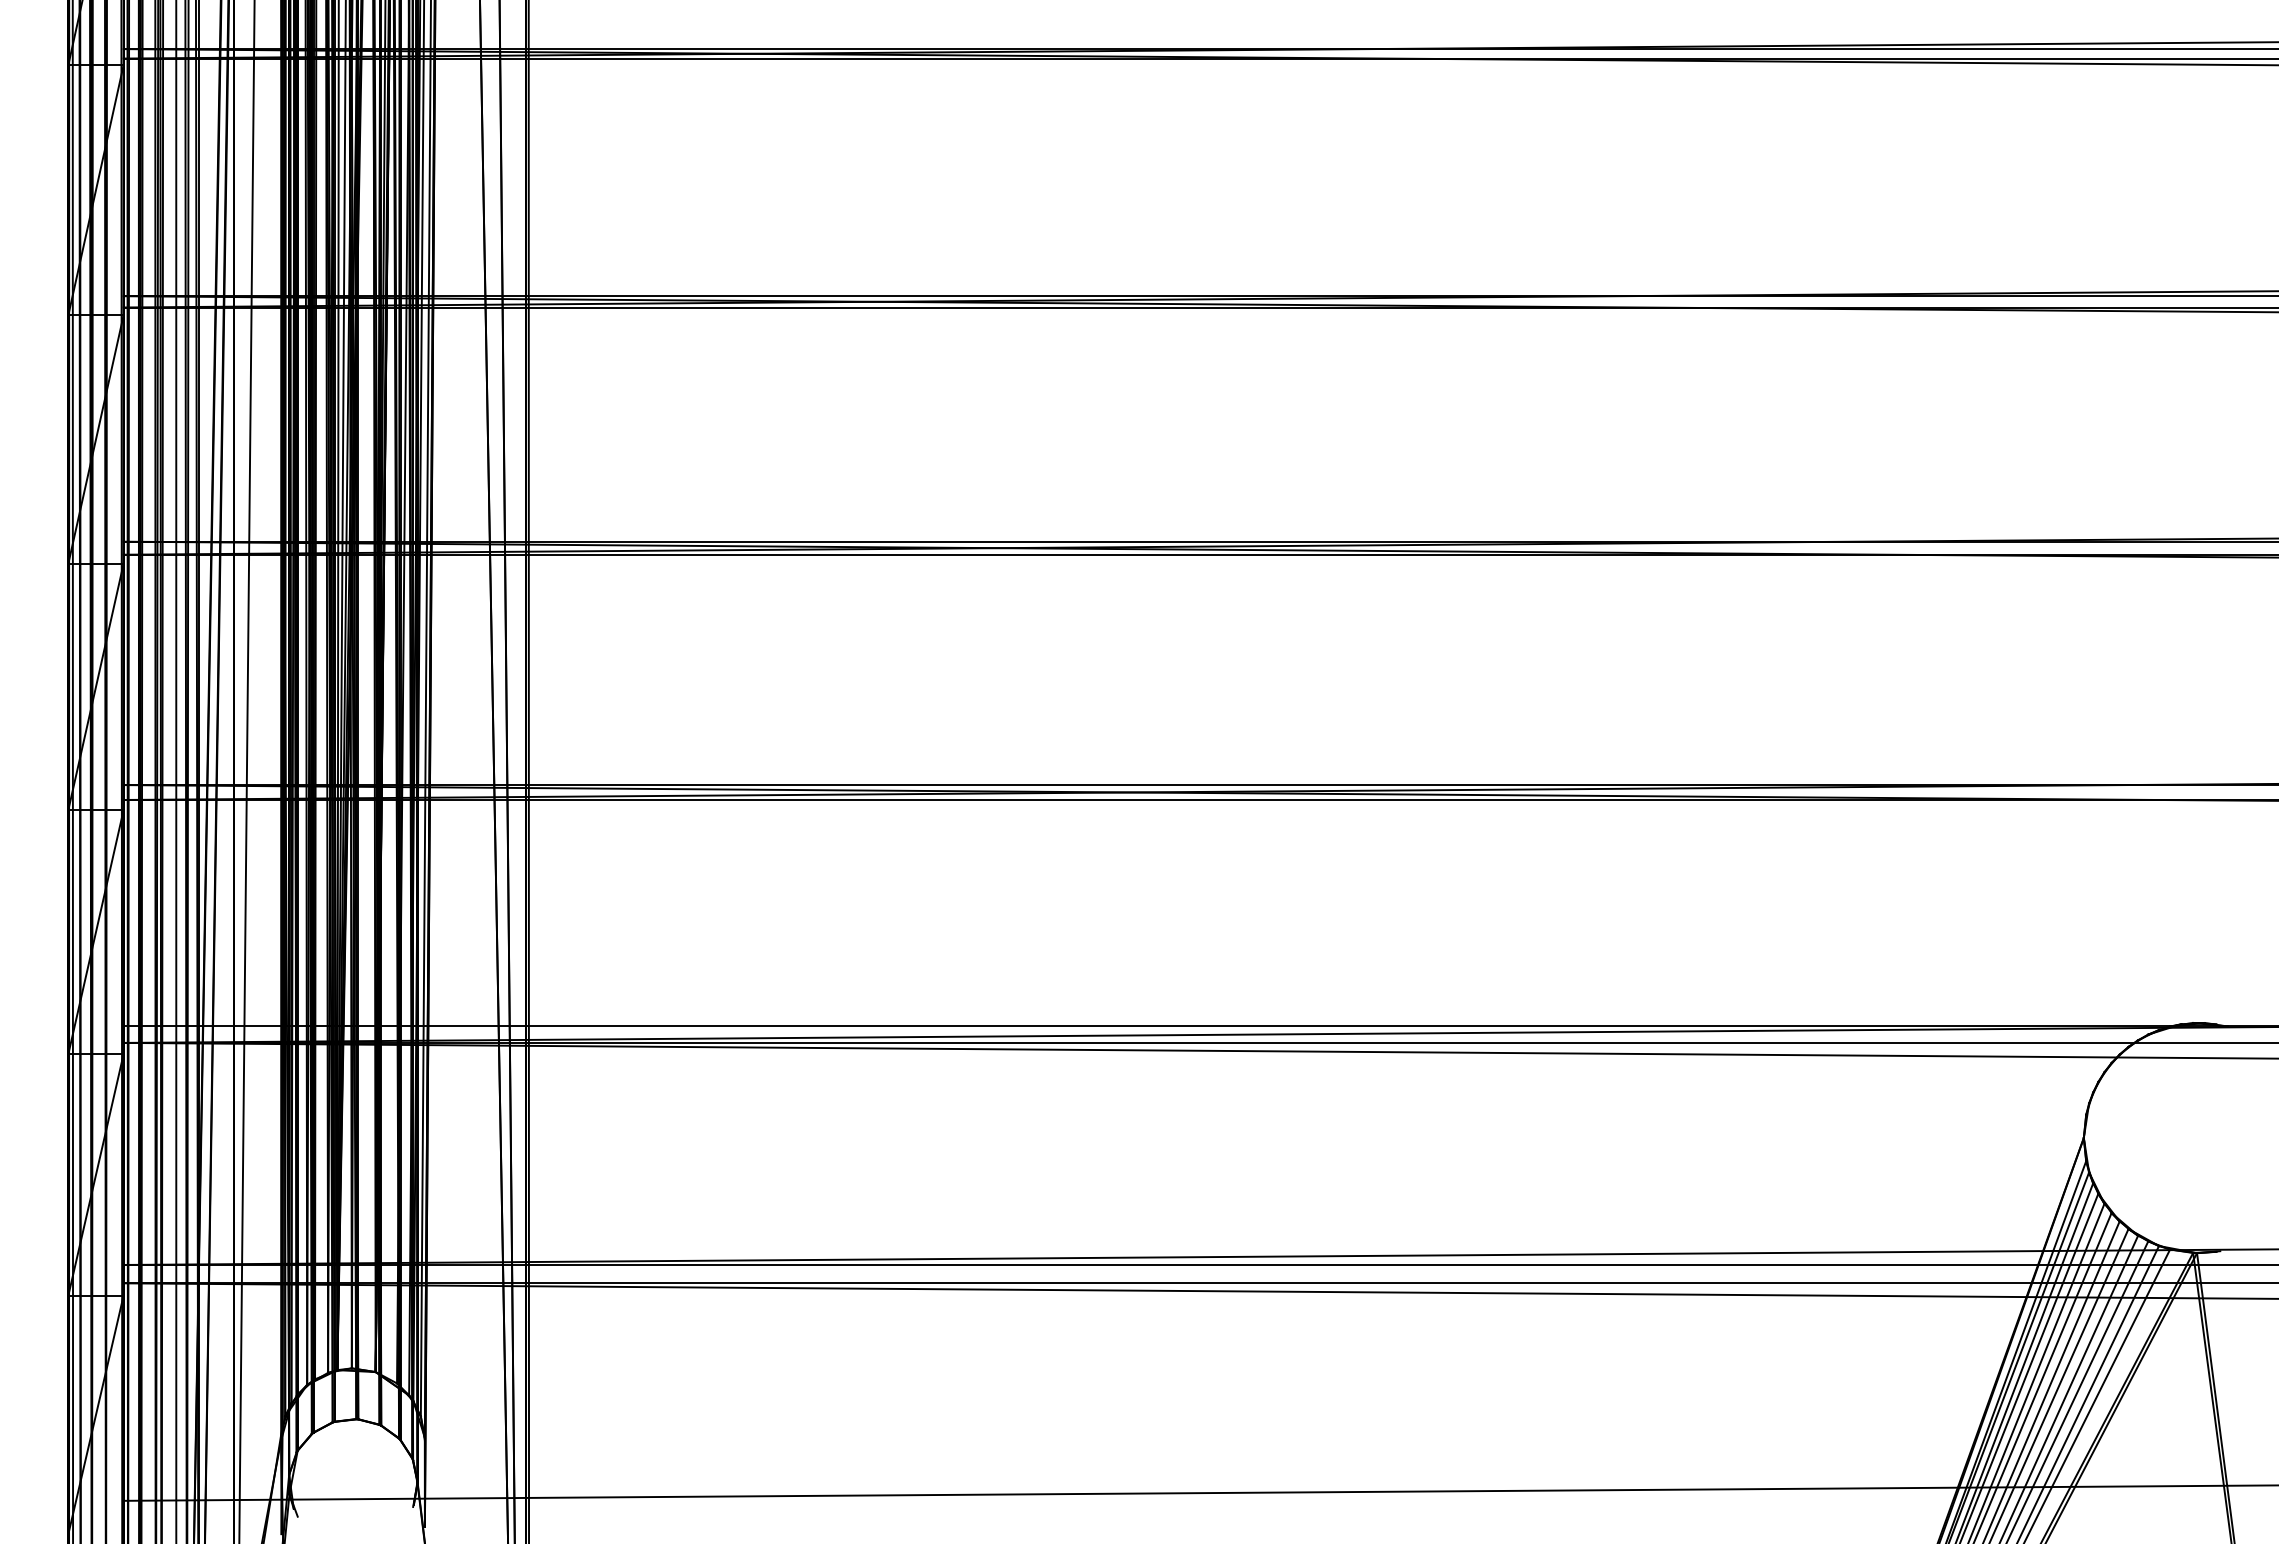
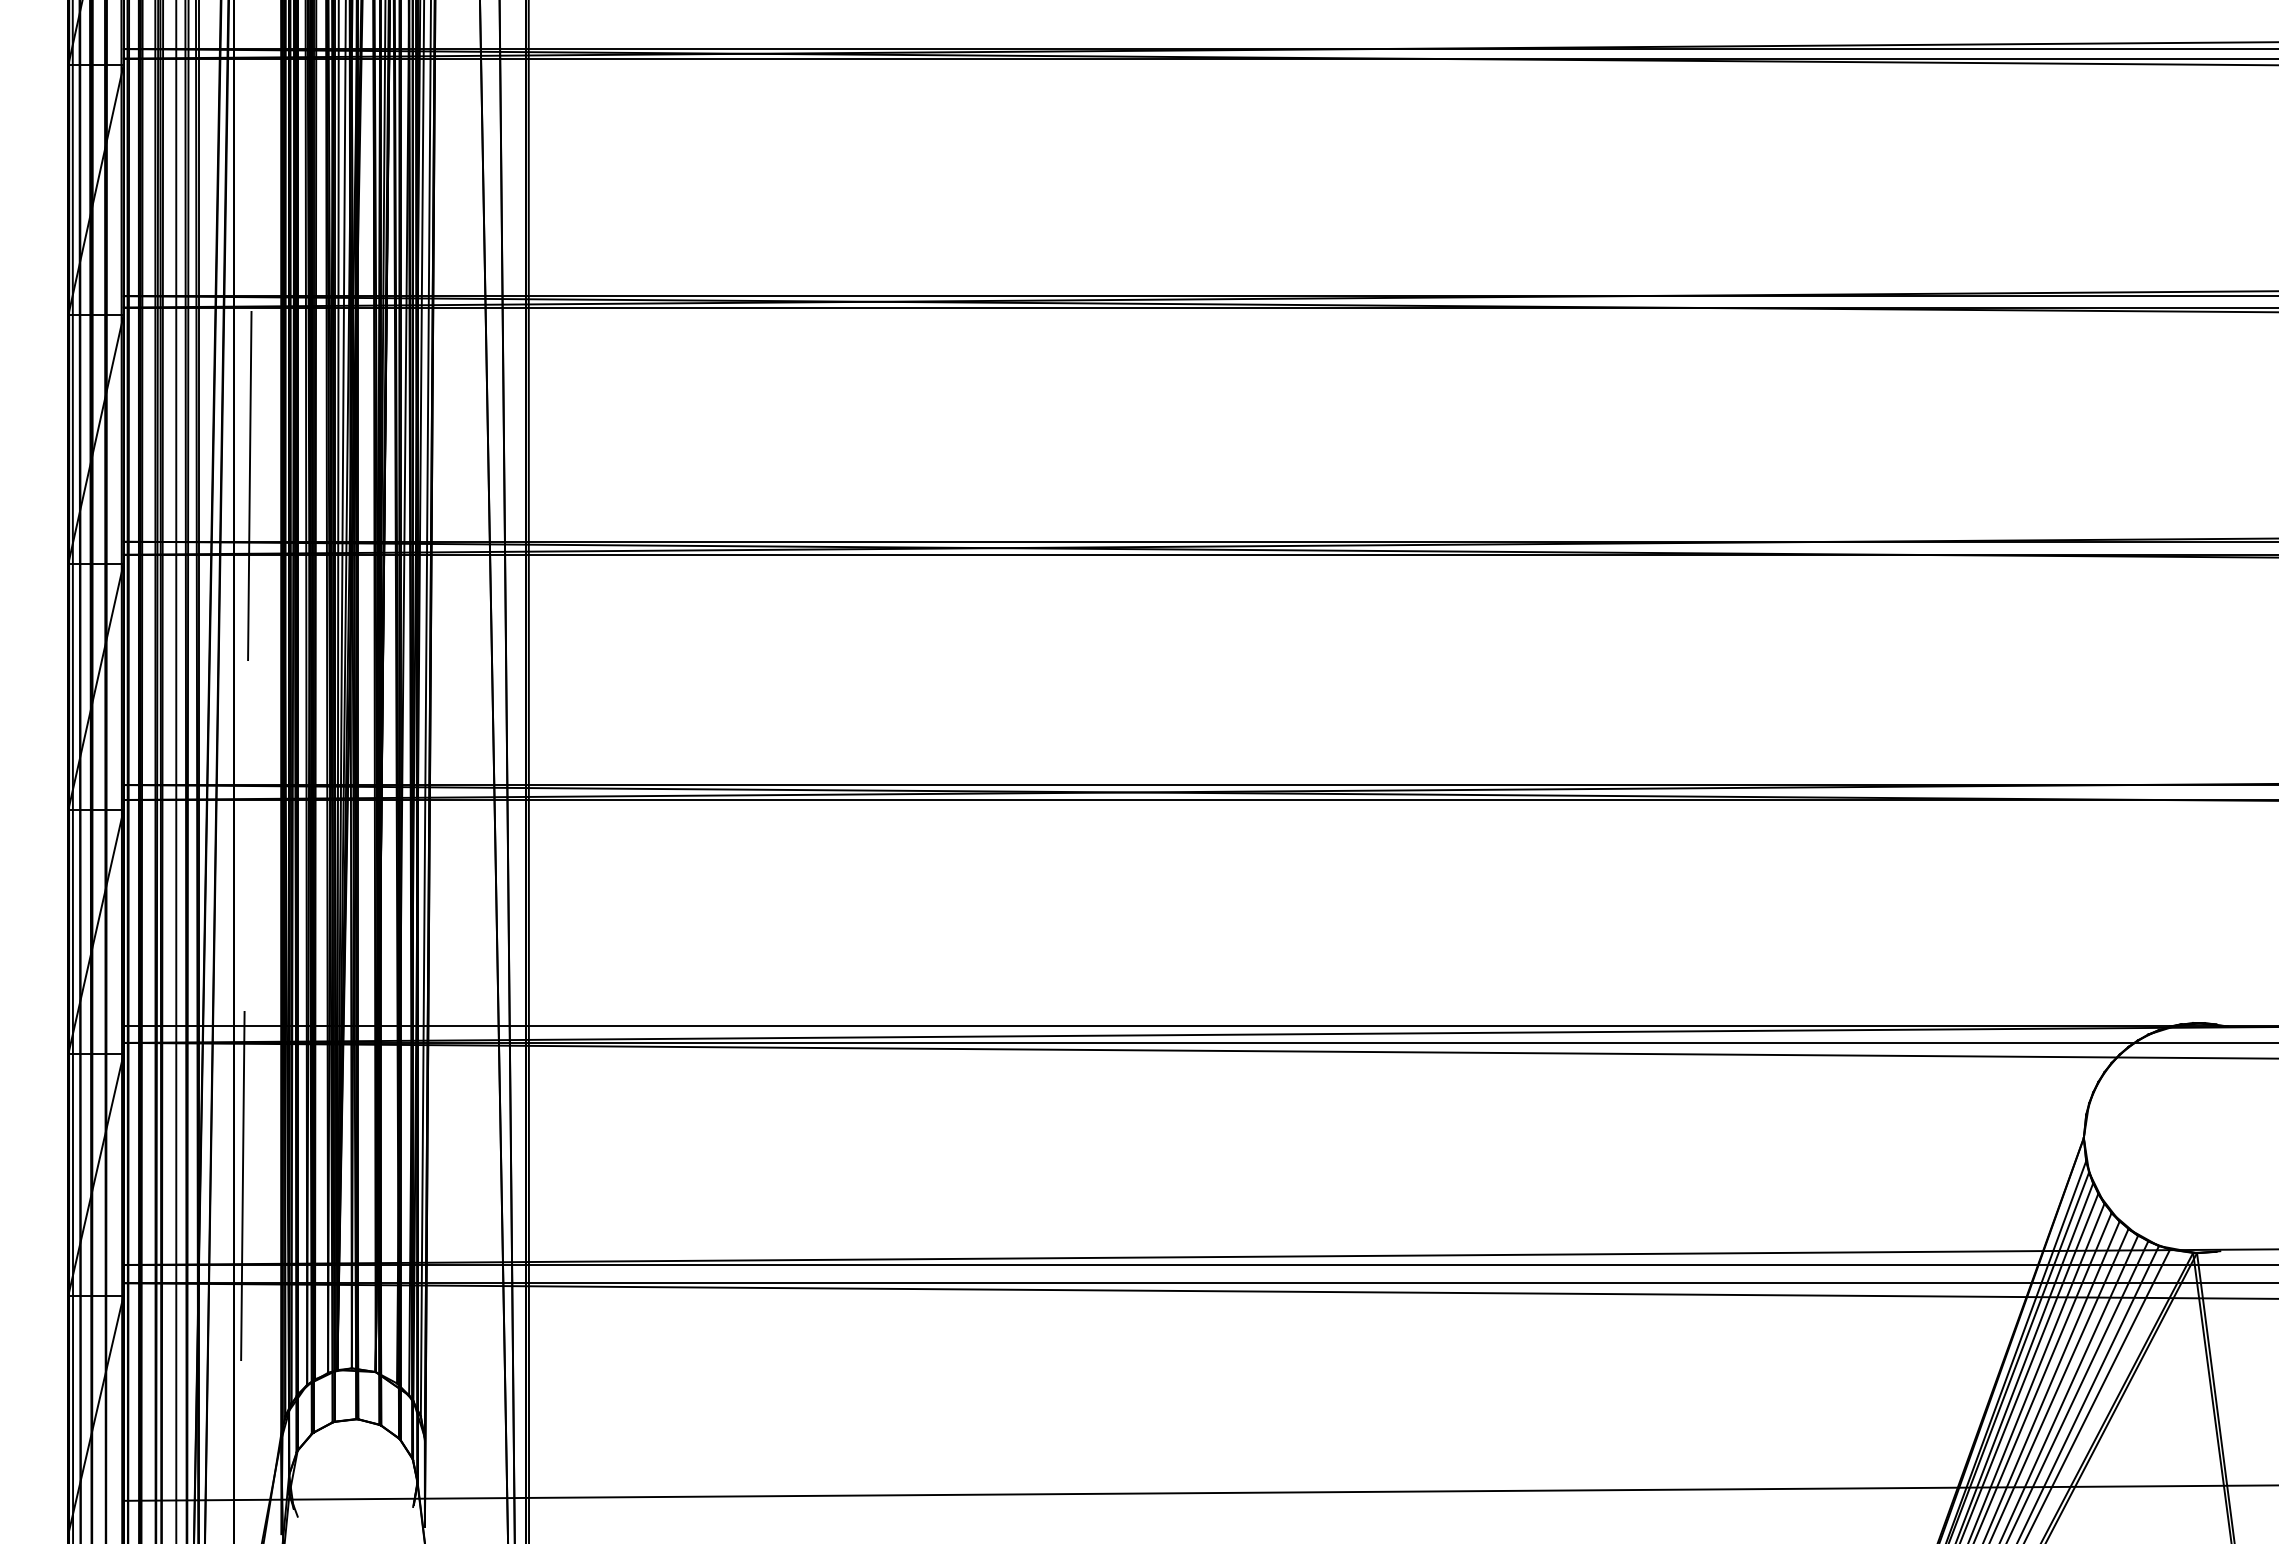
line: solid -> dashed (246, 771)
